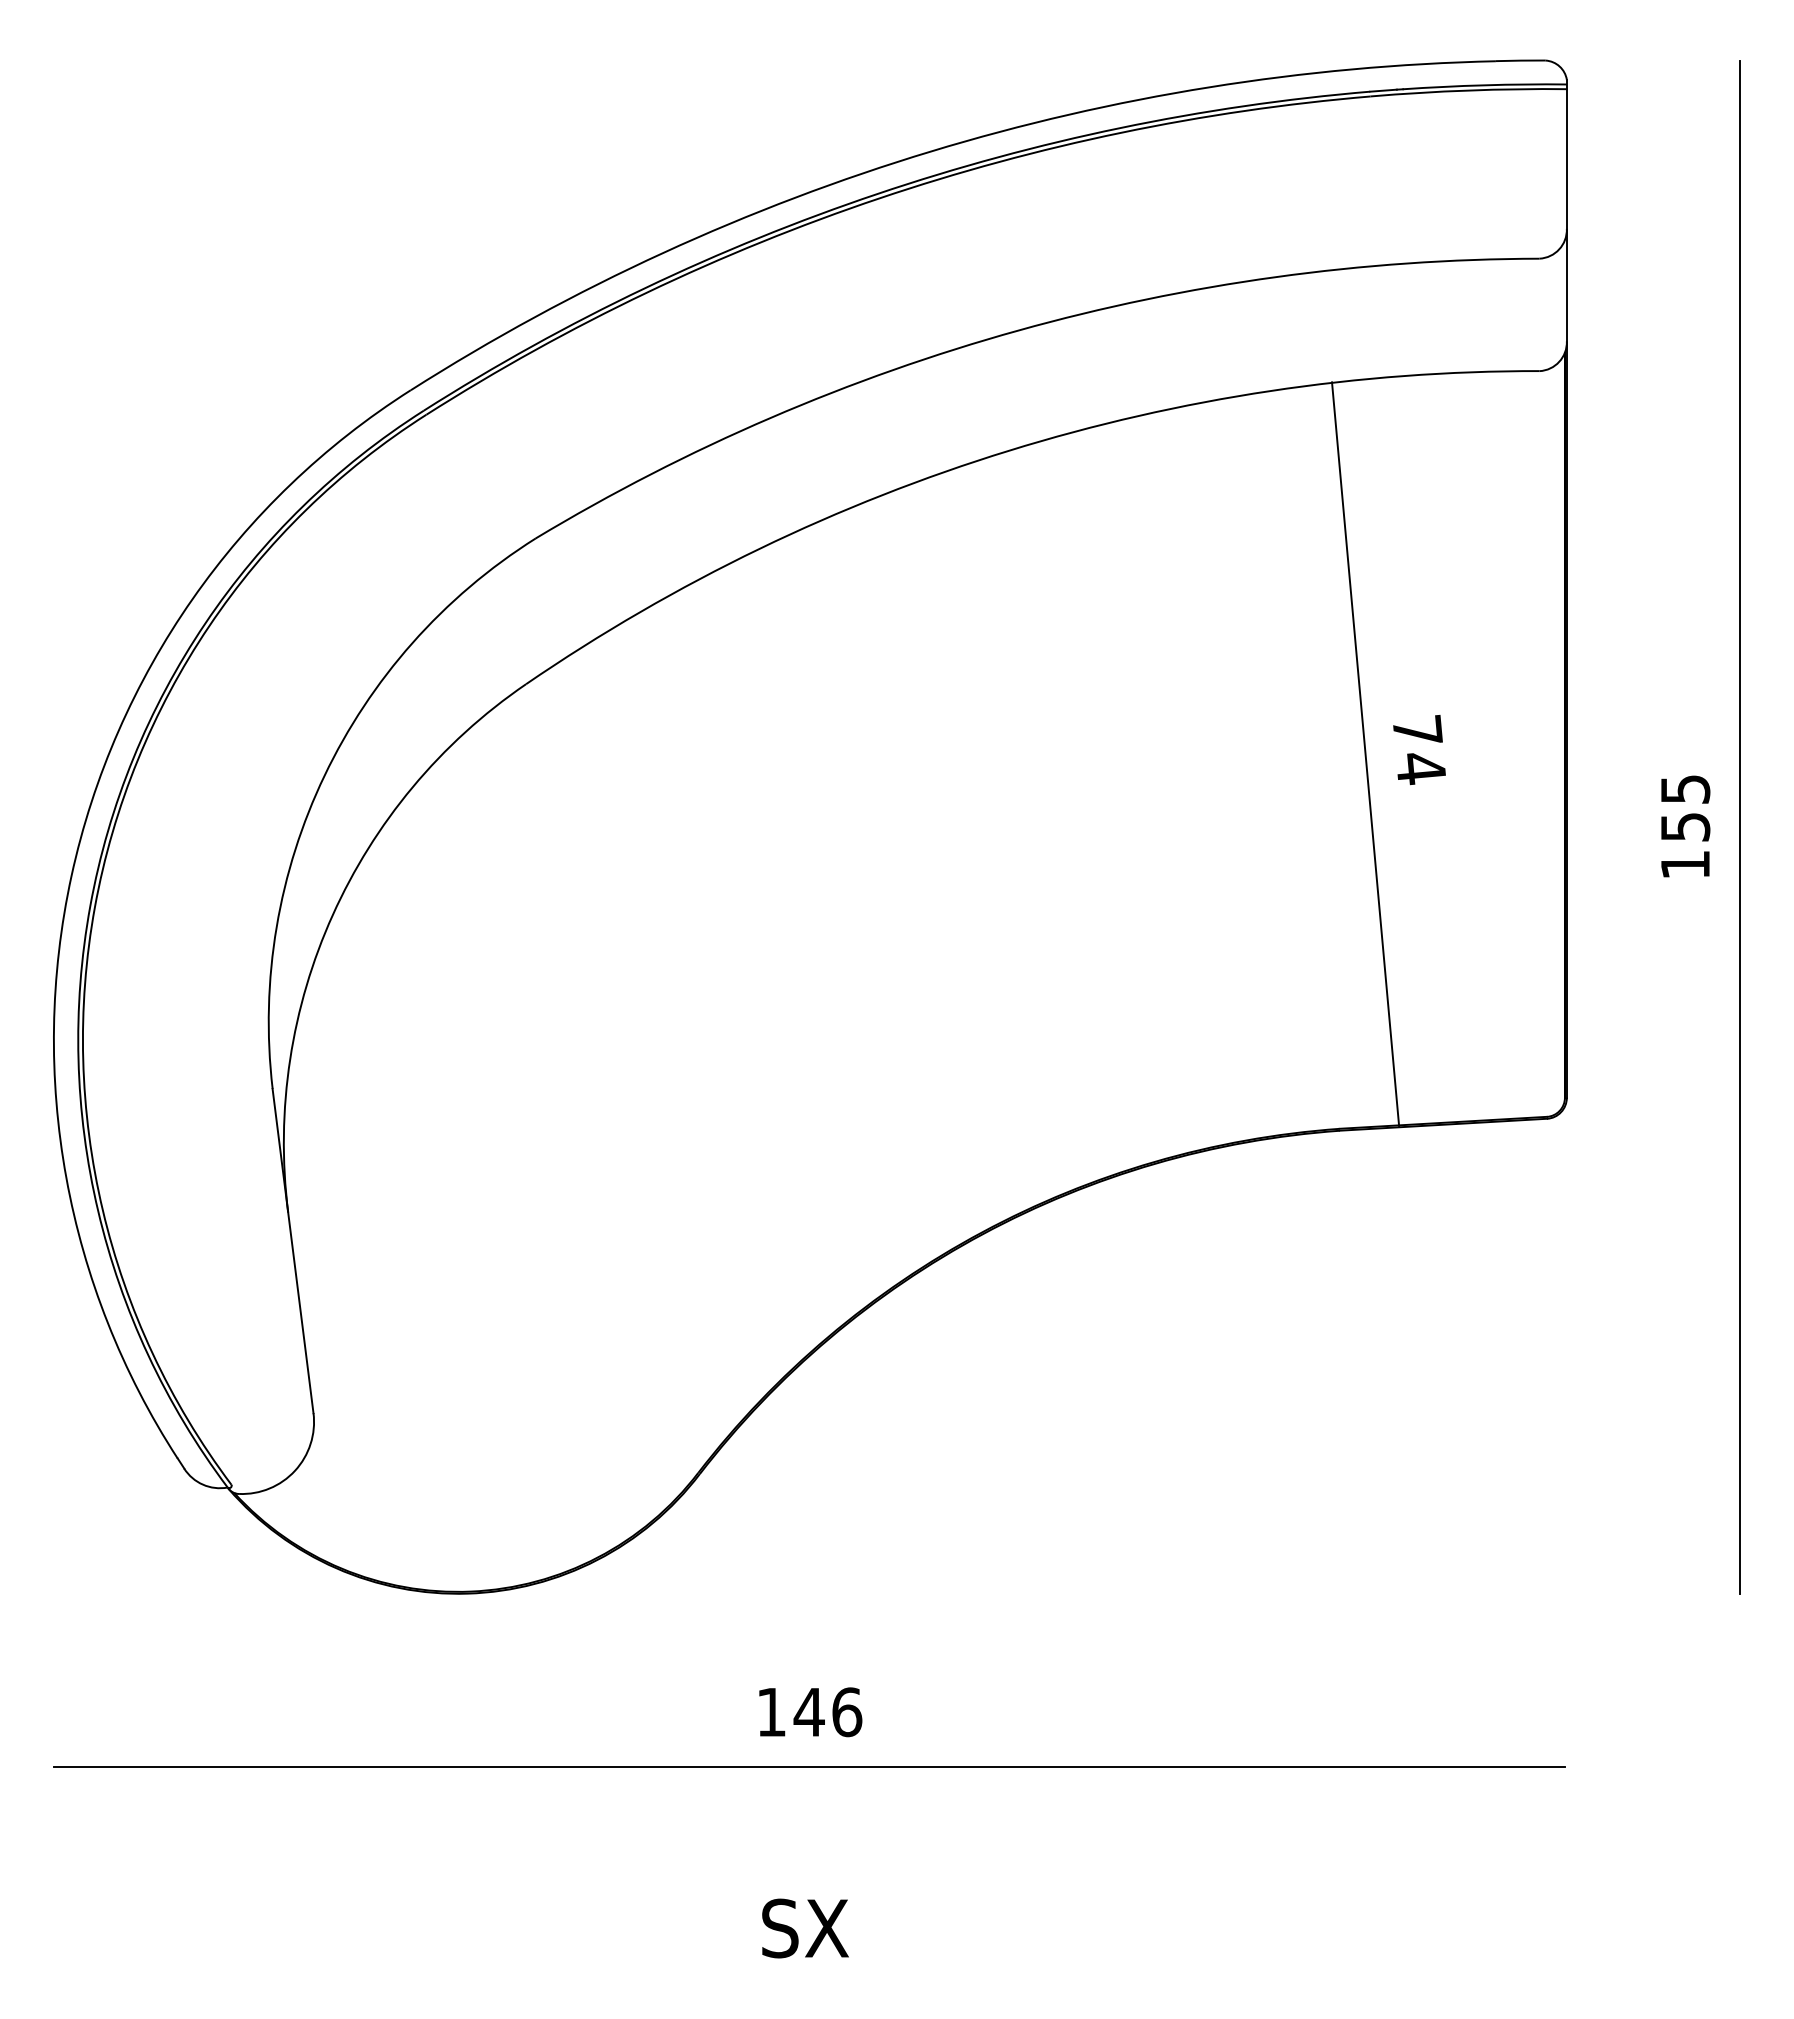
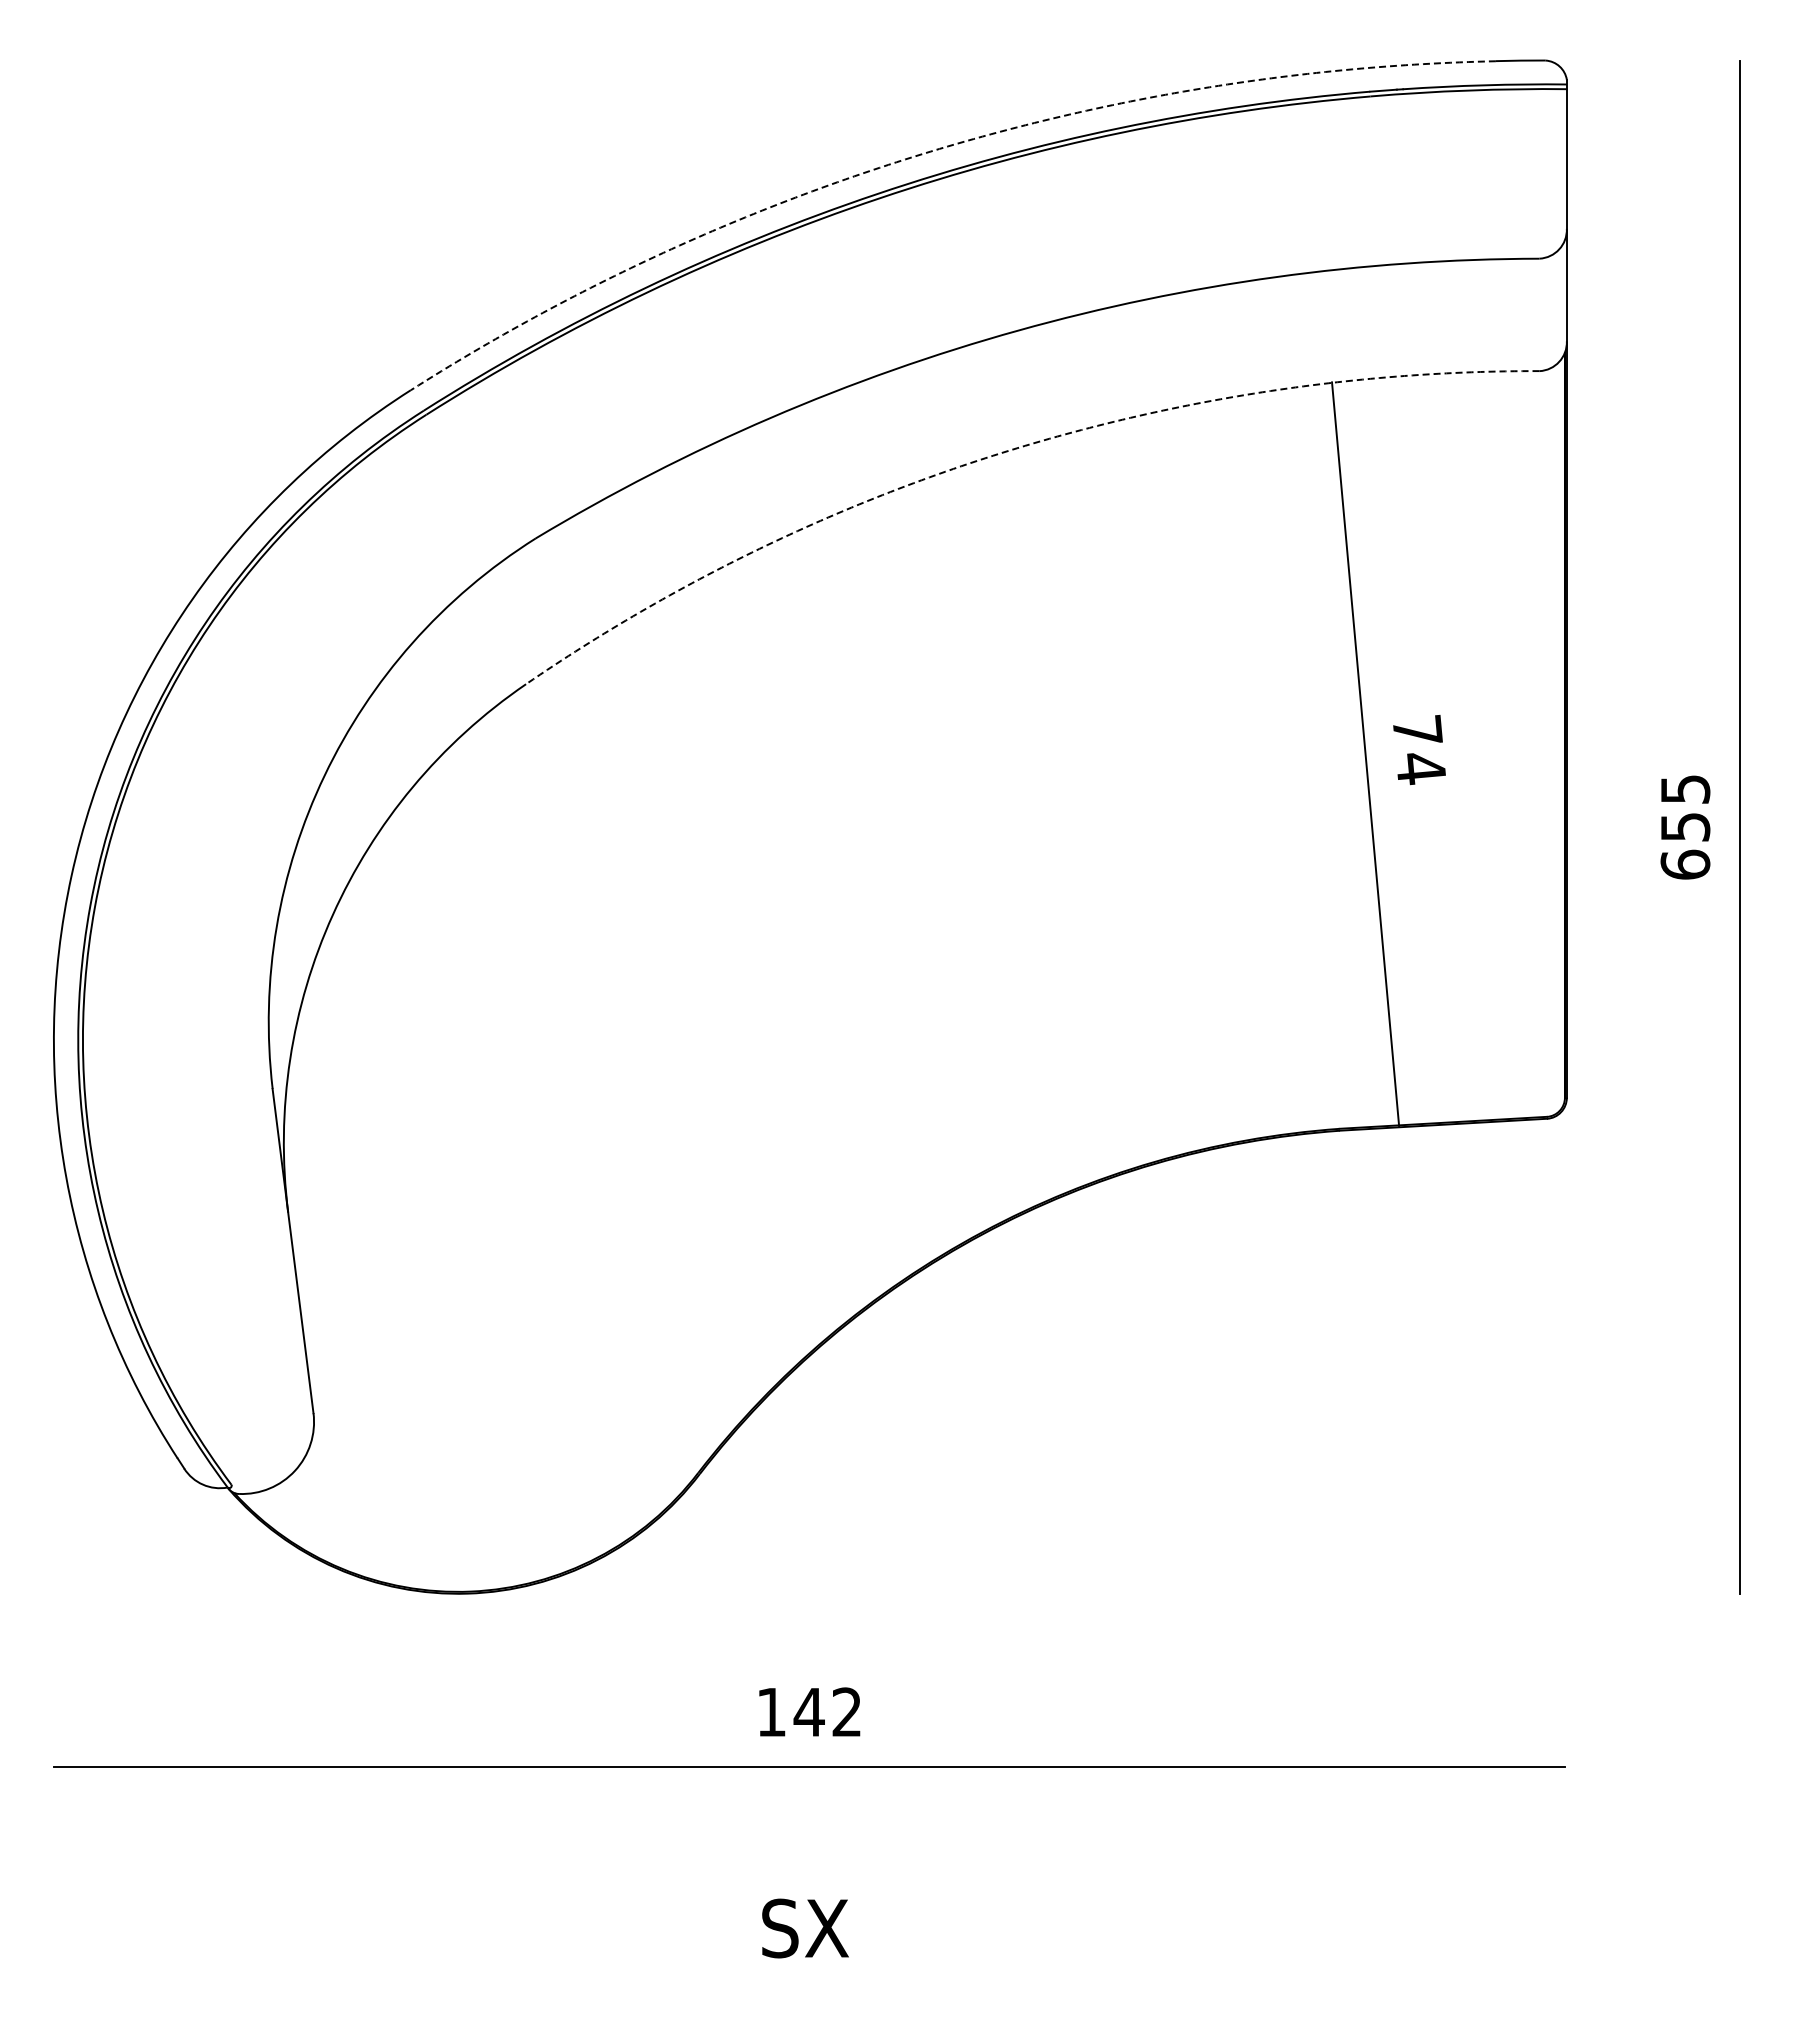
arc: solid -> dashed (930, 151)
arc: solid -> dashed (1009, 450)
text: 155 -> 655 (1685, 864)
text: 146 -> 142 (847, 1712)
